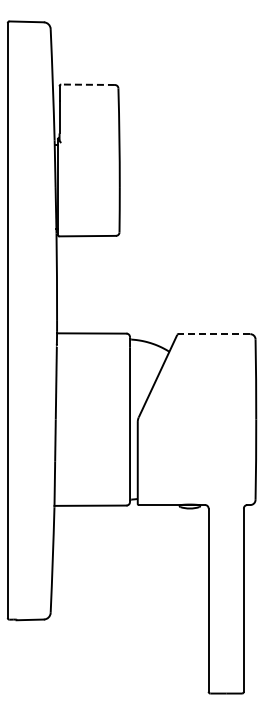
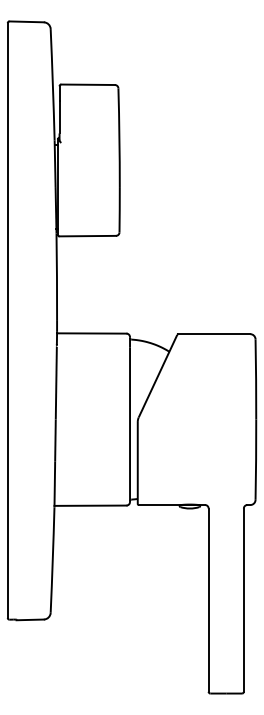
line: dashed -> solid (88, 84)
line: dashed -> solid (214, 334)
